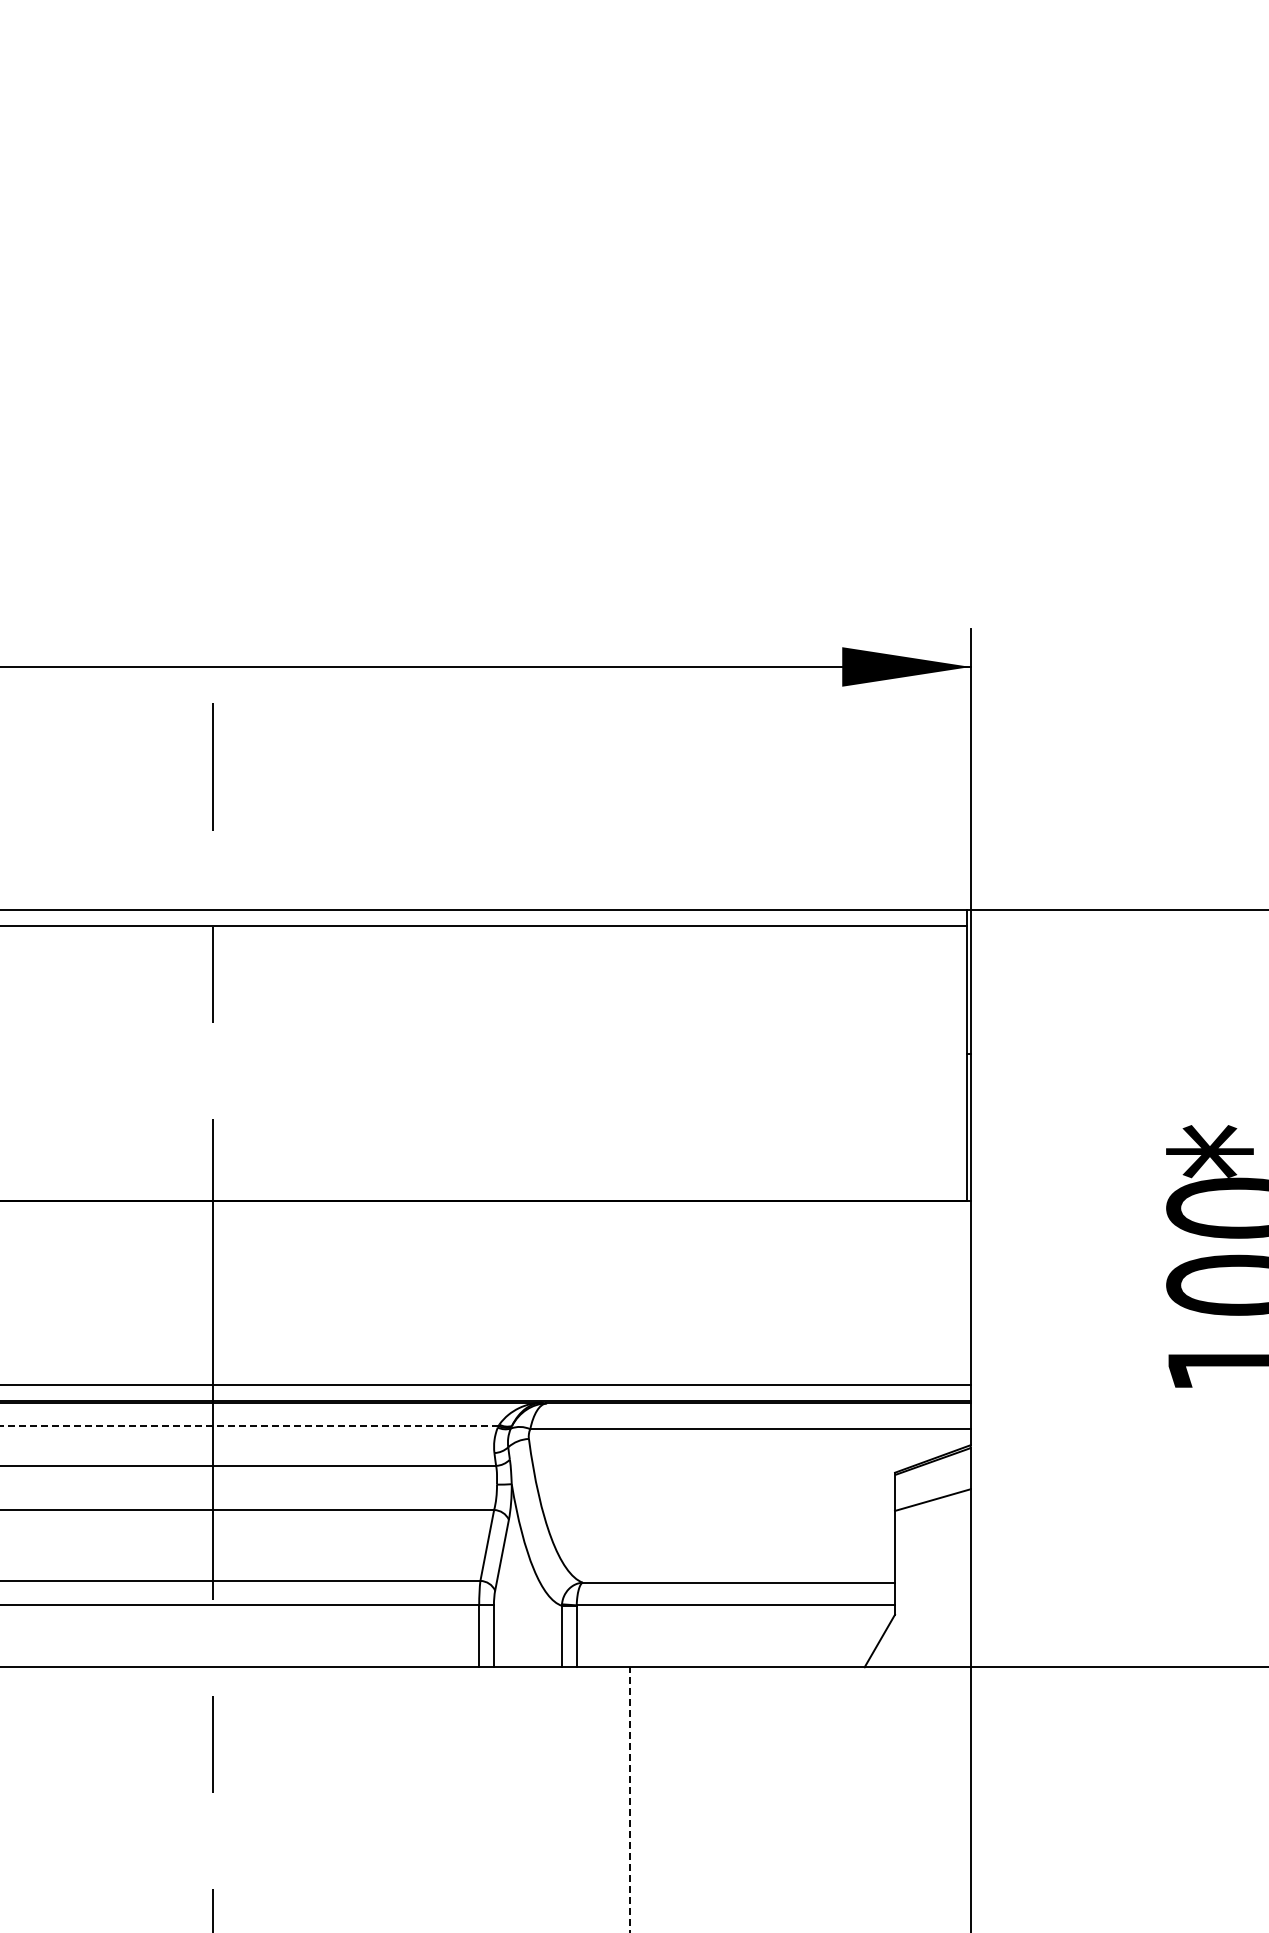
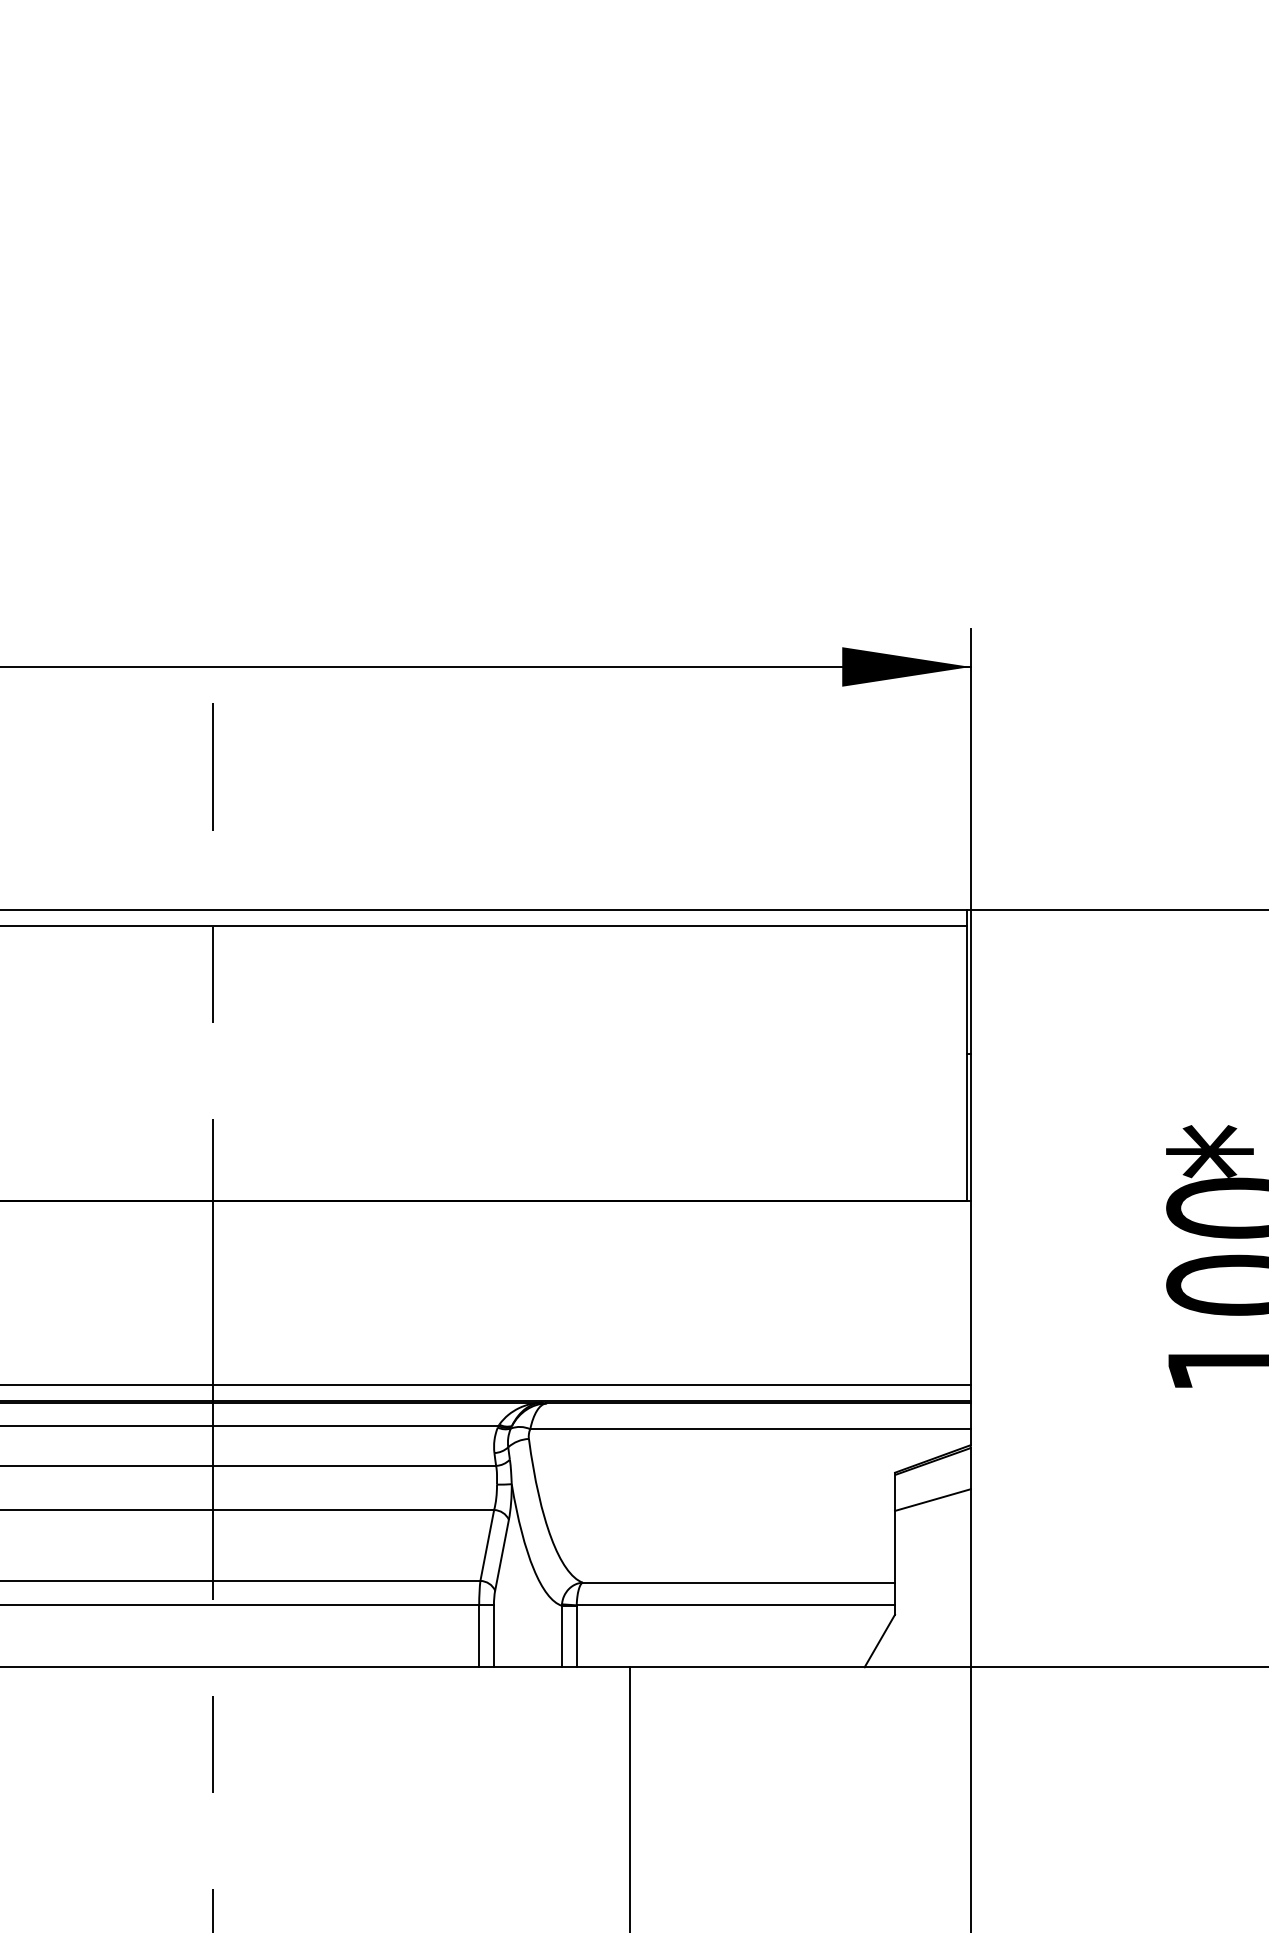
line: dashed -> solid (248, 1425)
line: dashed -> solid (629, 1799)
